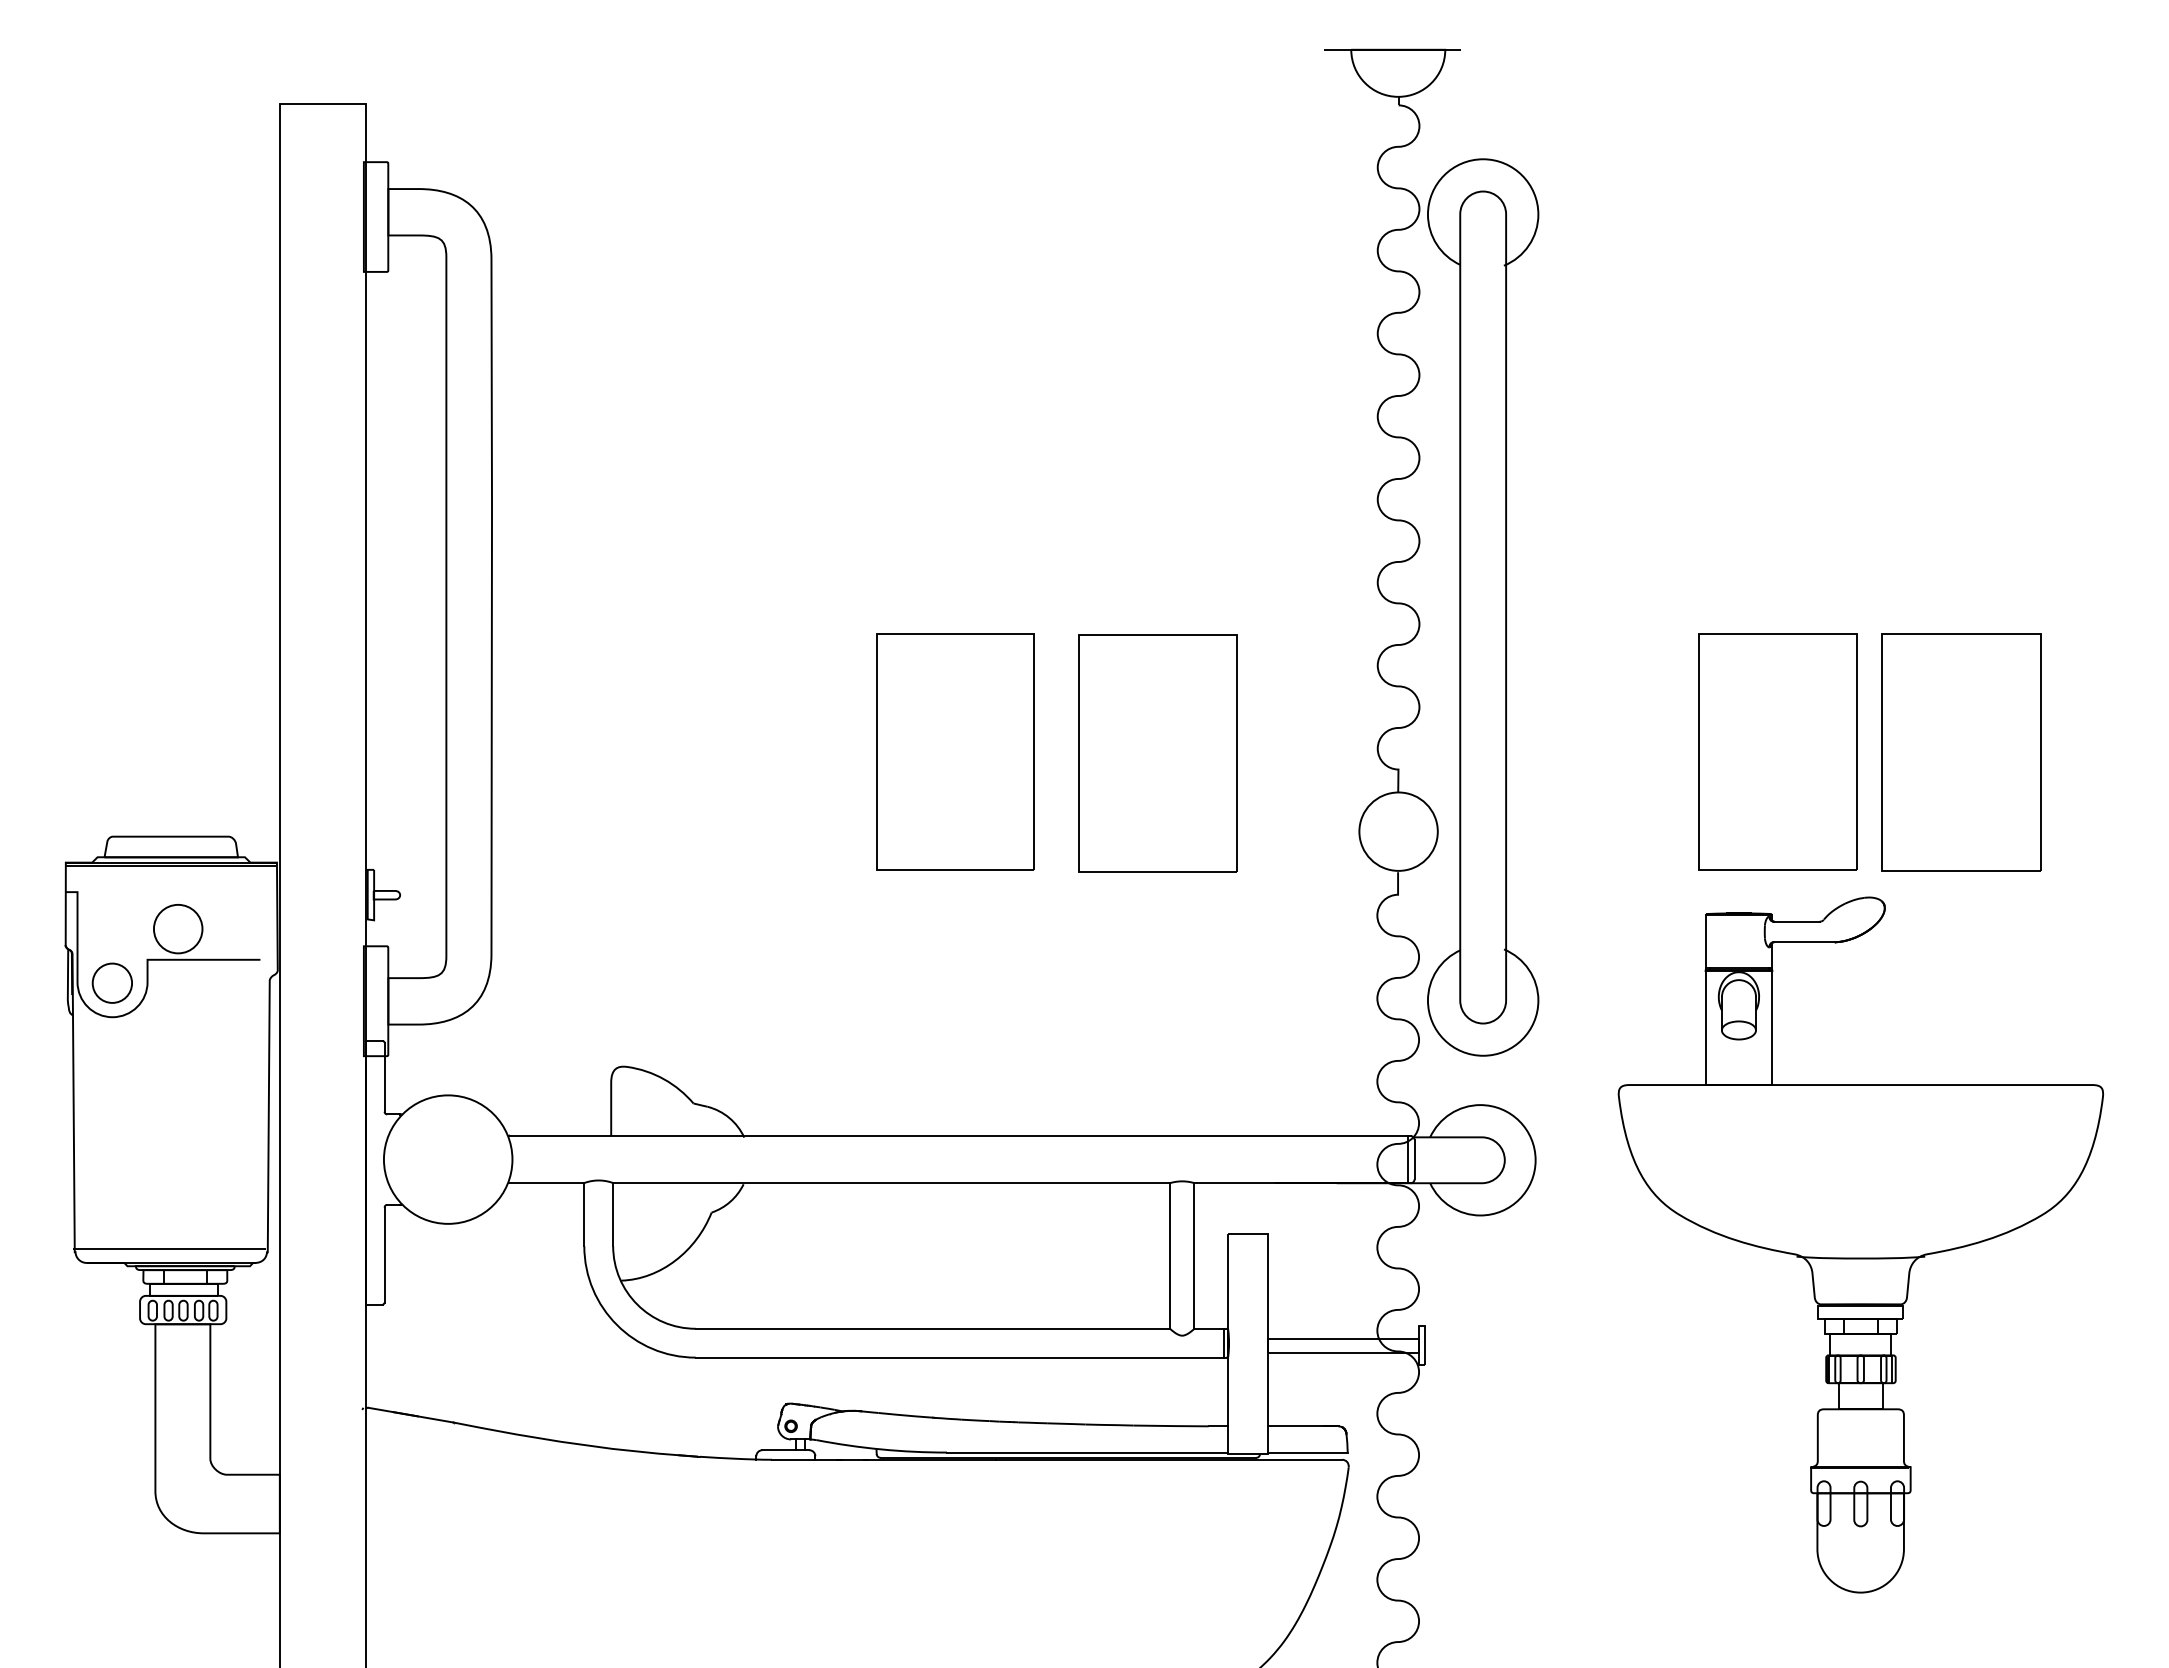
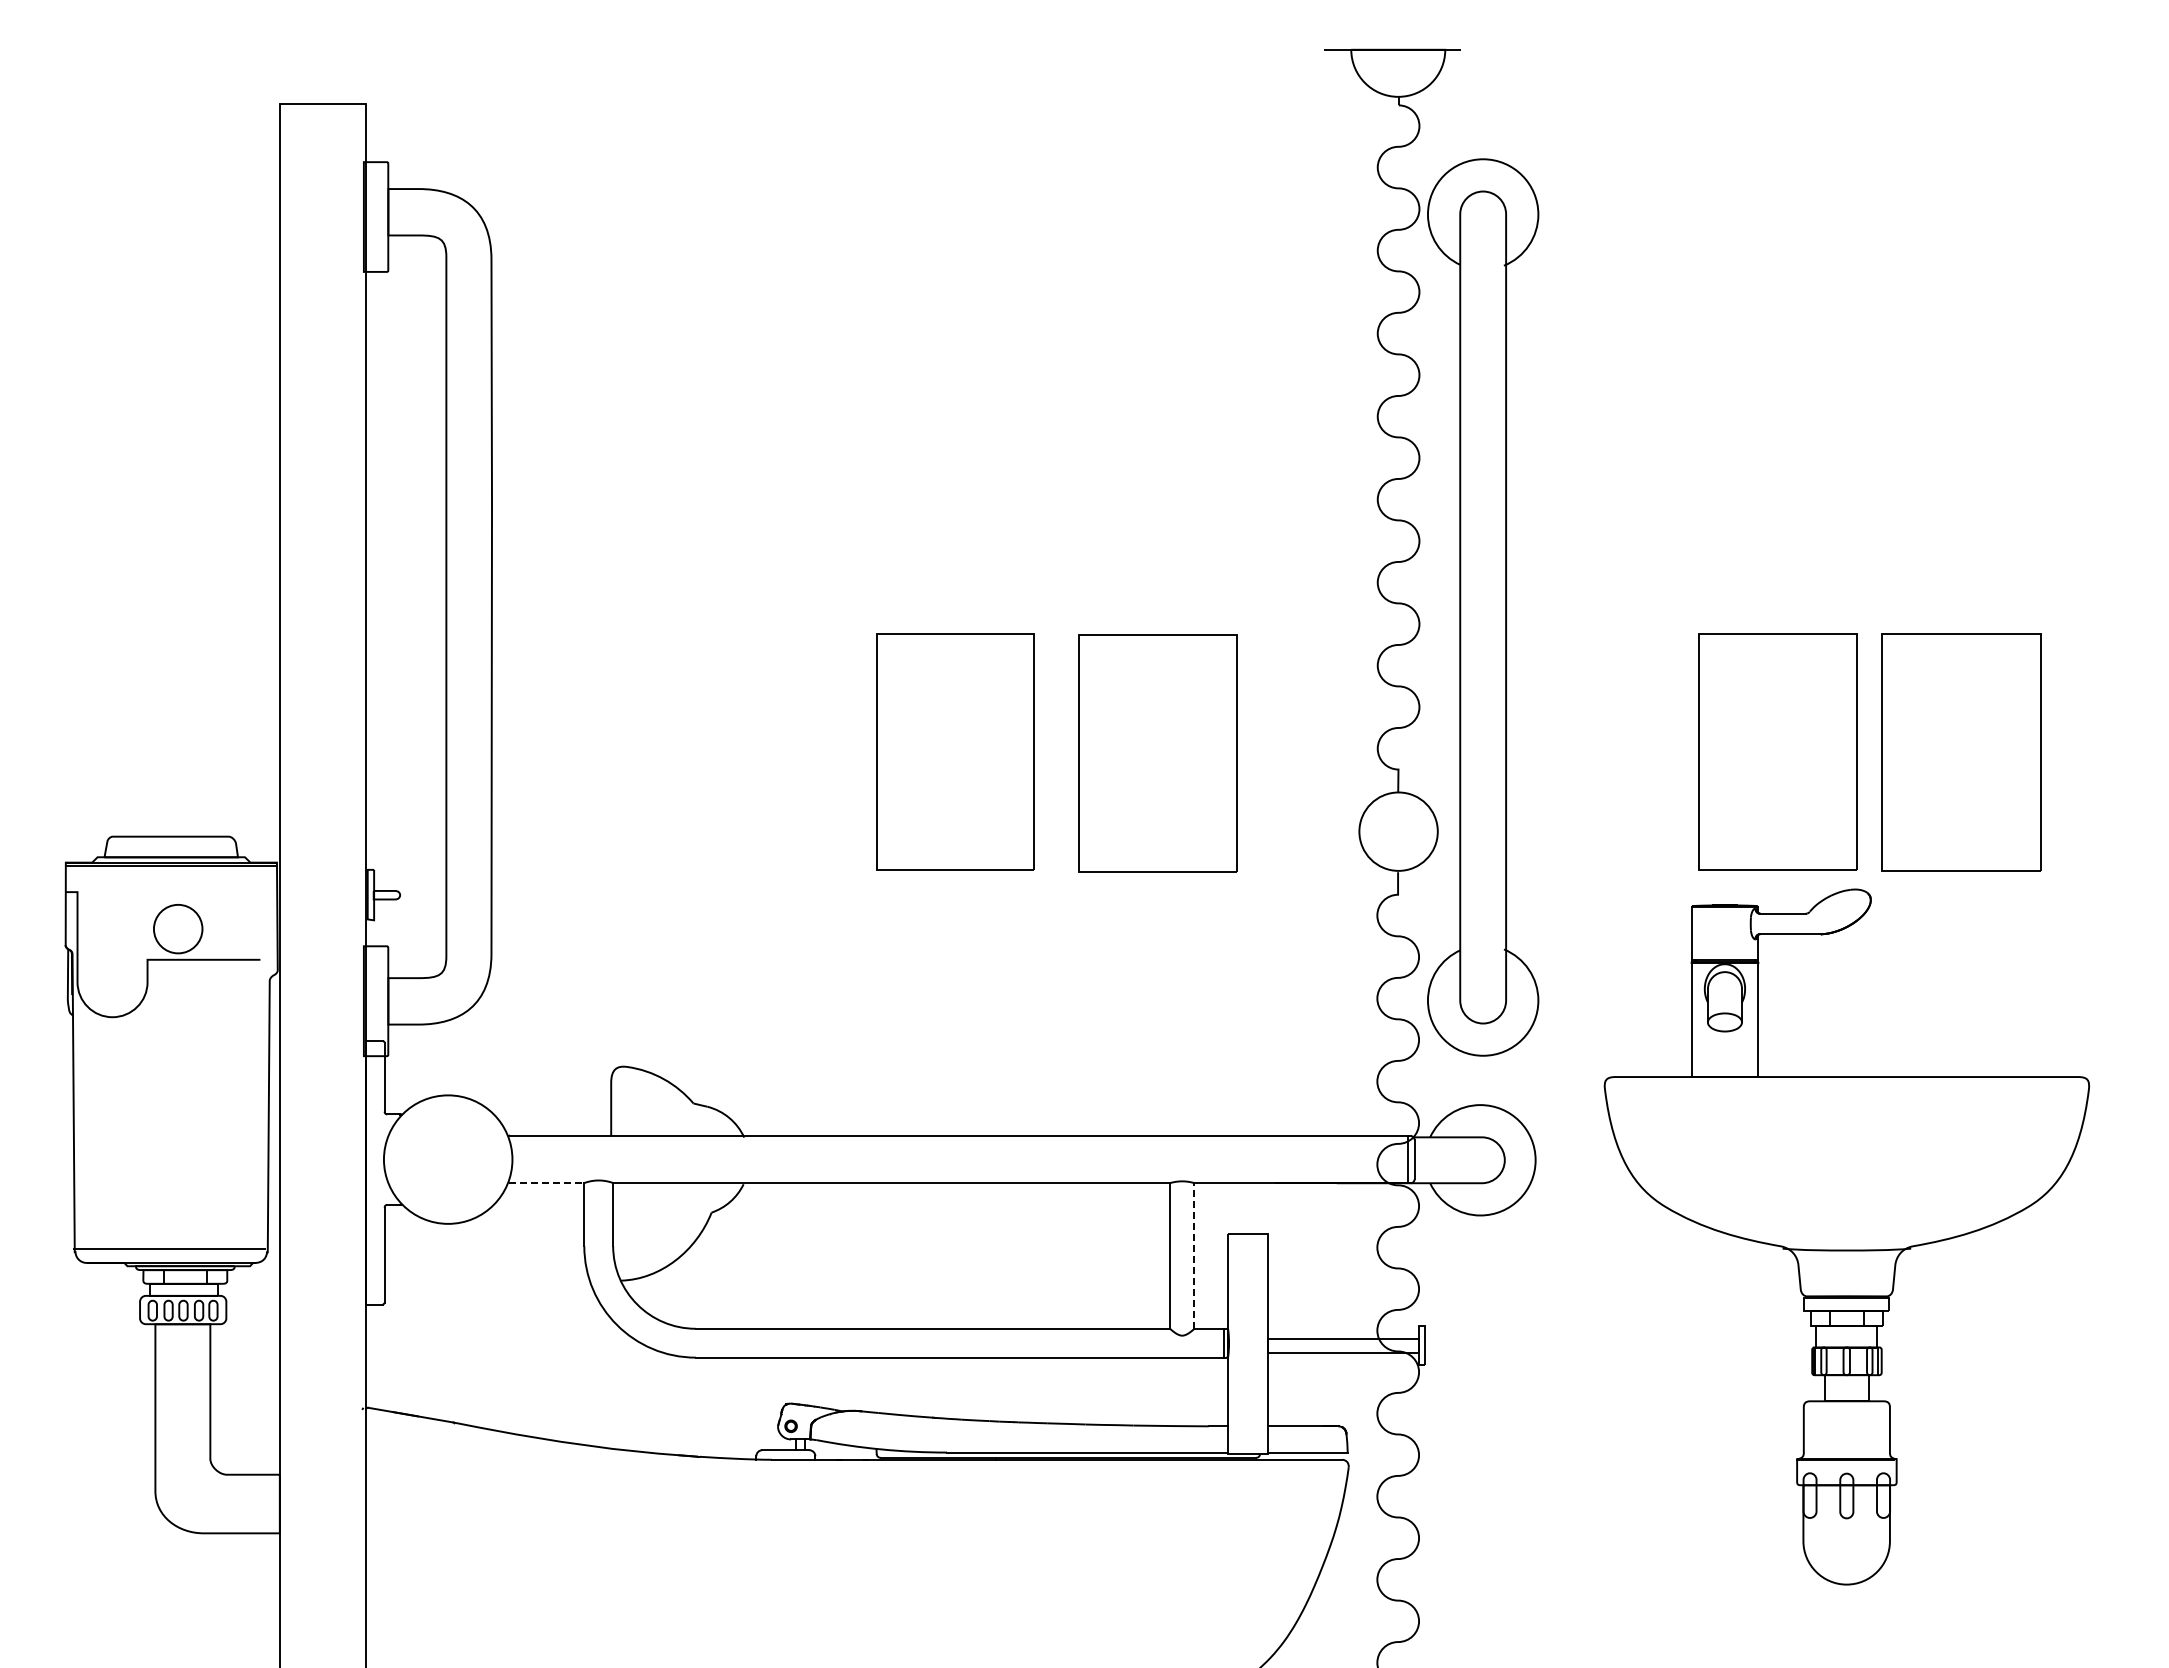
part: present -> none (111, 982)
line: solid -> dashed (546, 1183)
part position: (1860, 1244) -> (1846, 1236) (1846, 1236)
line: solid -> dashed (1194, 1255)
